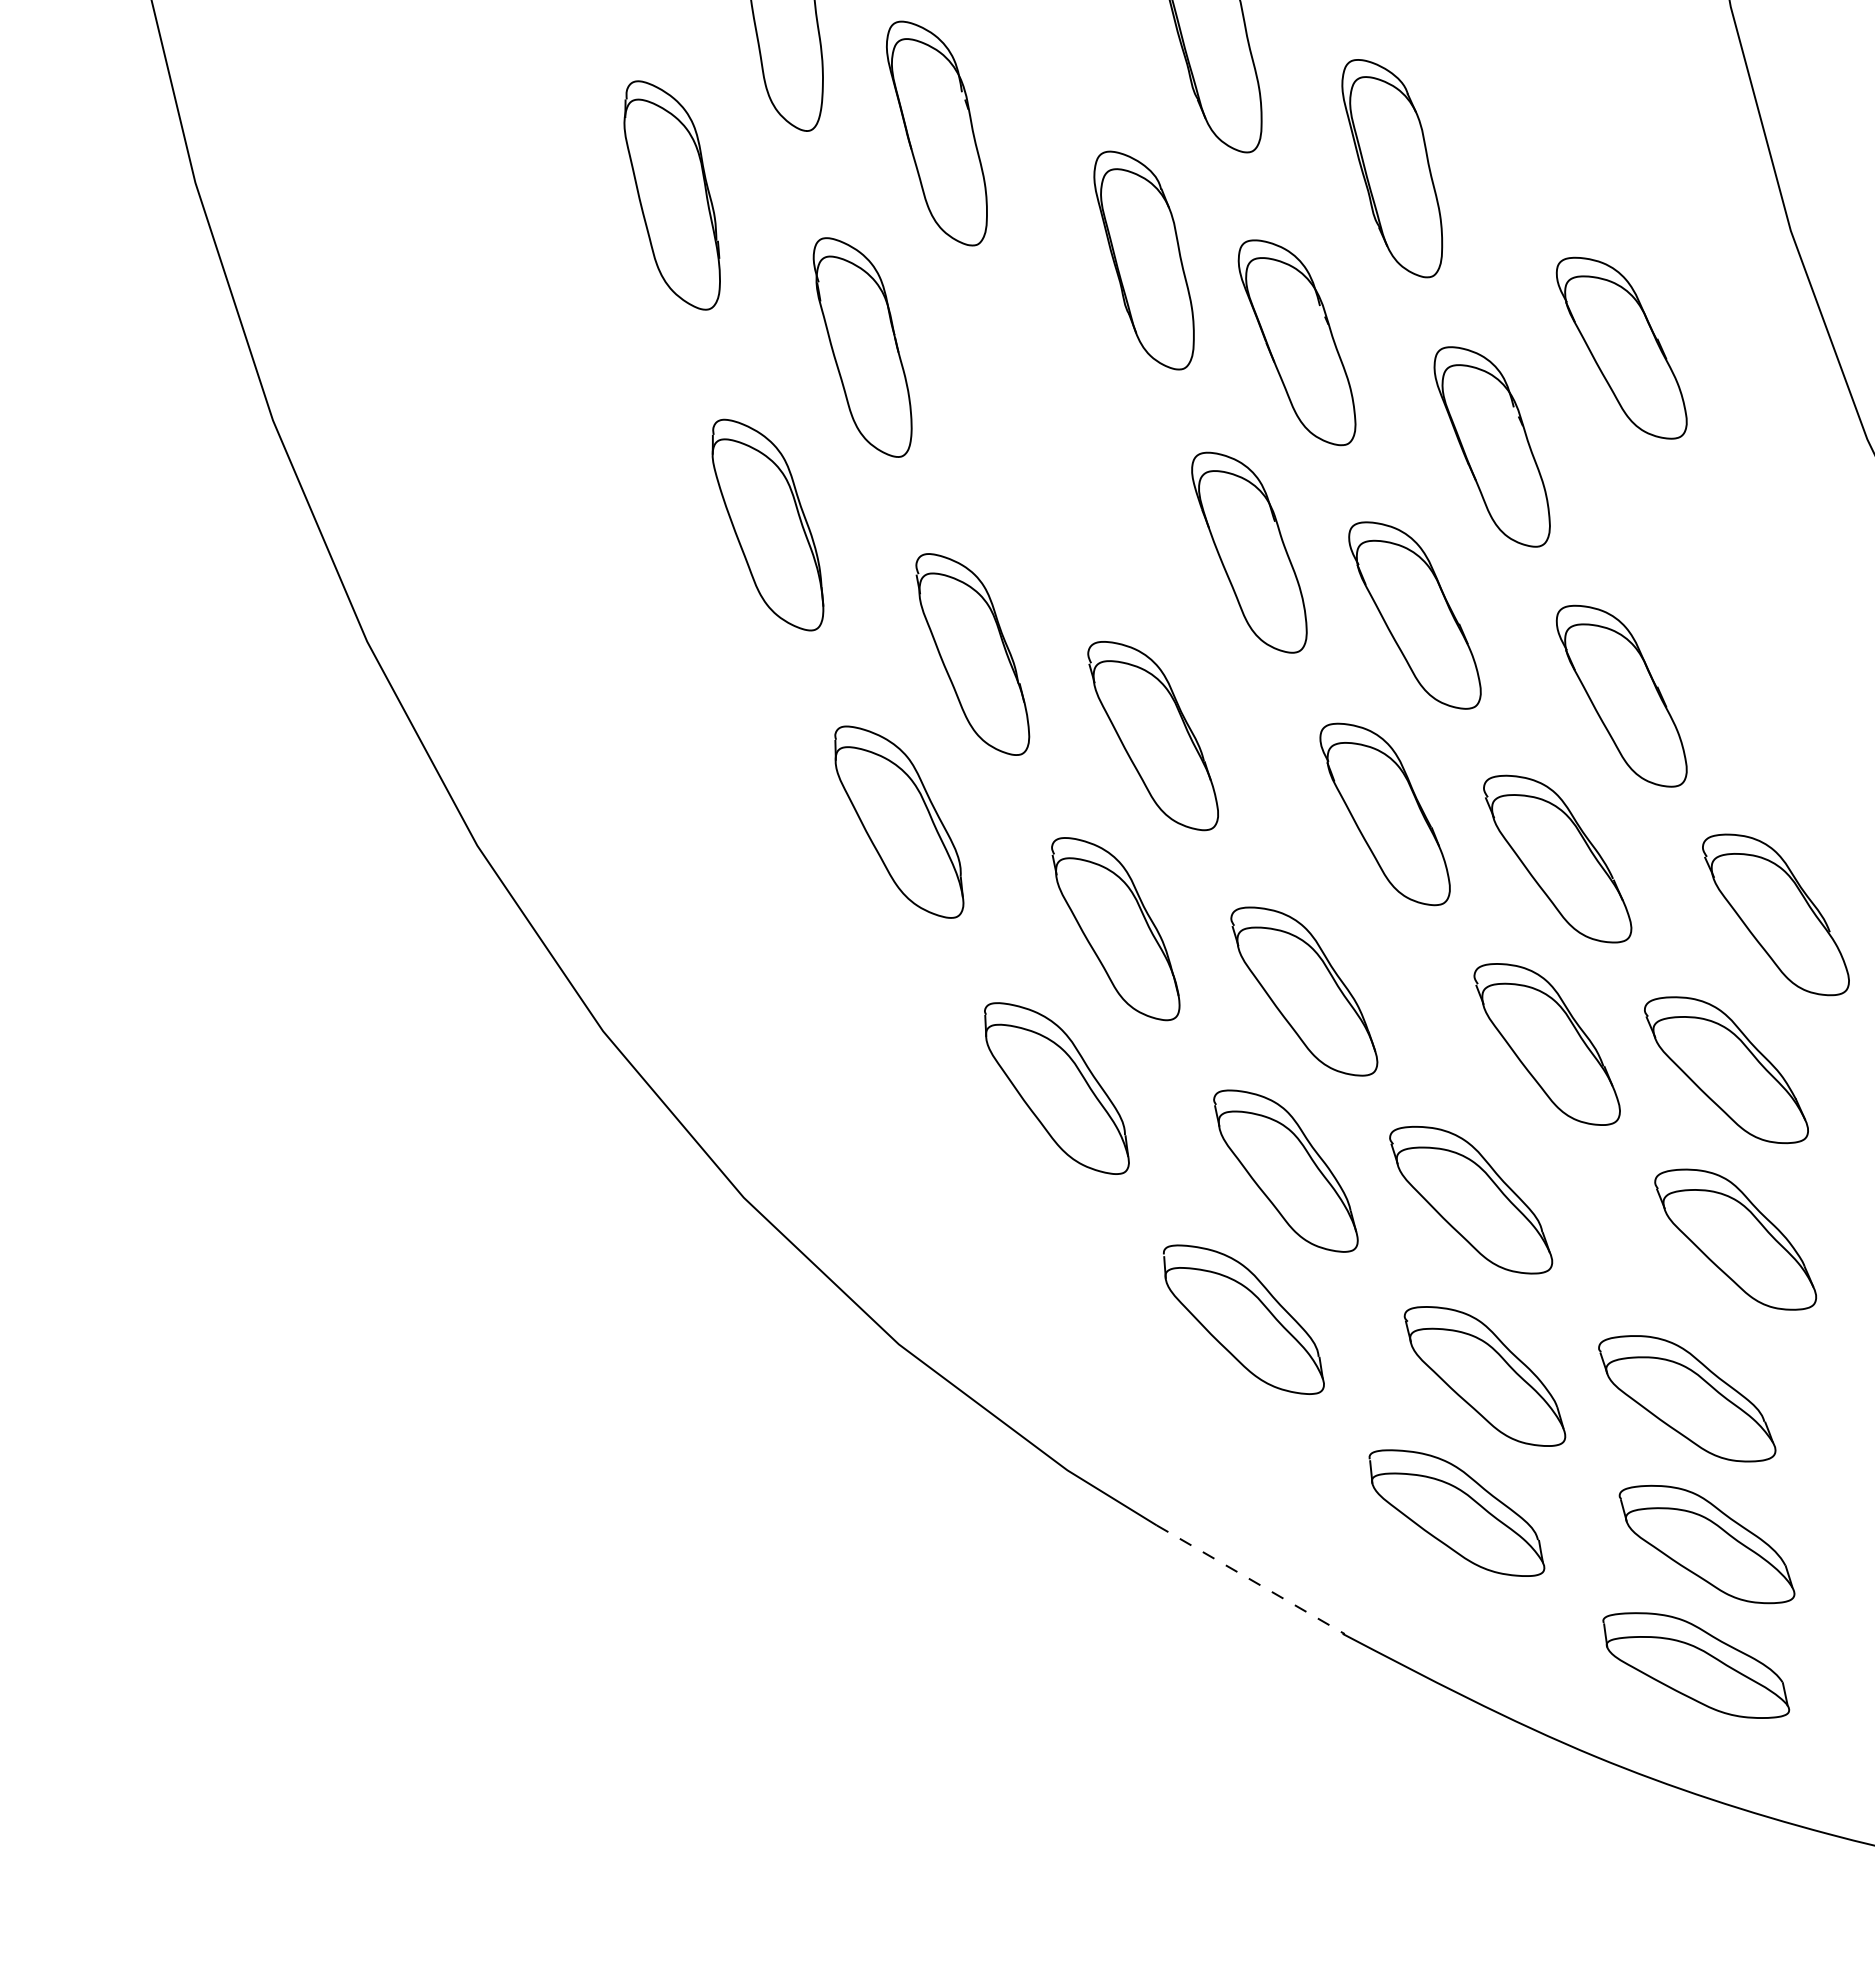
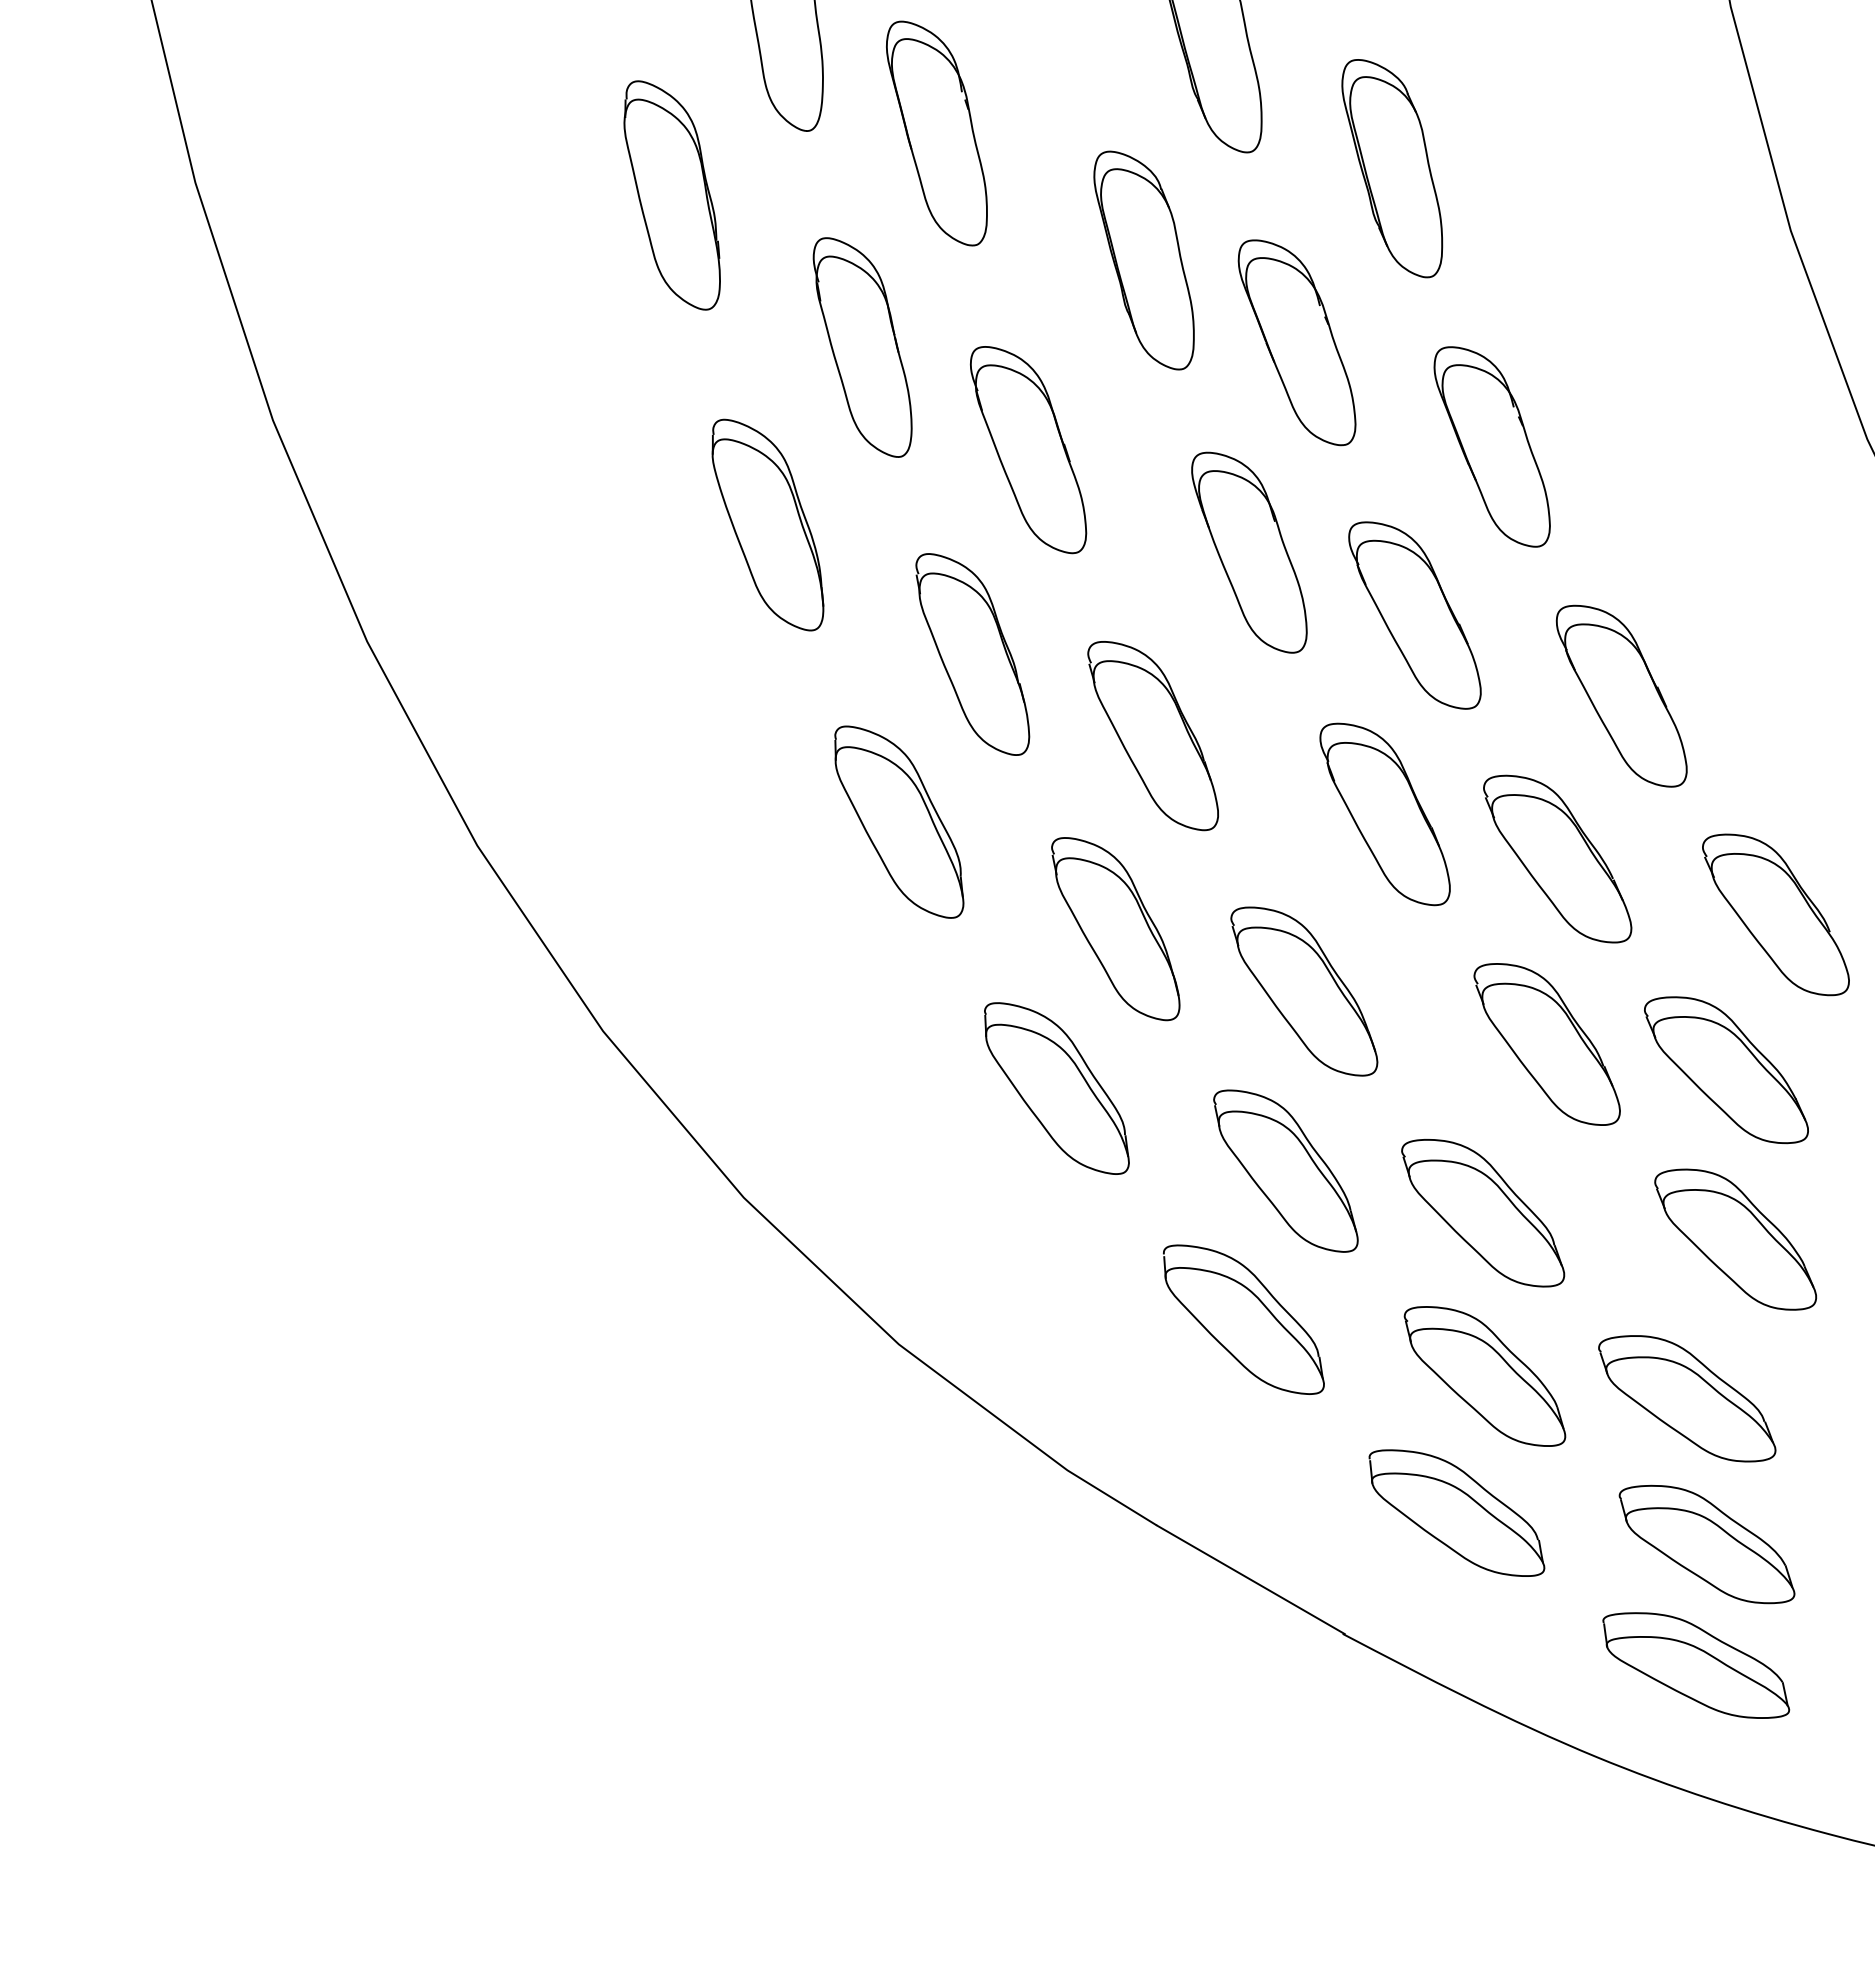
part: present -> none (1621, 347)
part: none -> present (1028, 450)
part position: (1471, 1200) -> (1483, 1213) (1483, 1213)
line: dashed -> solid (1251, 1579)
